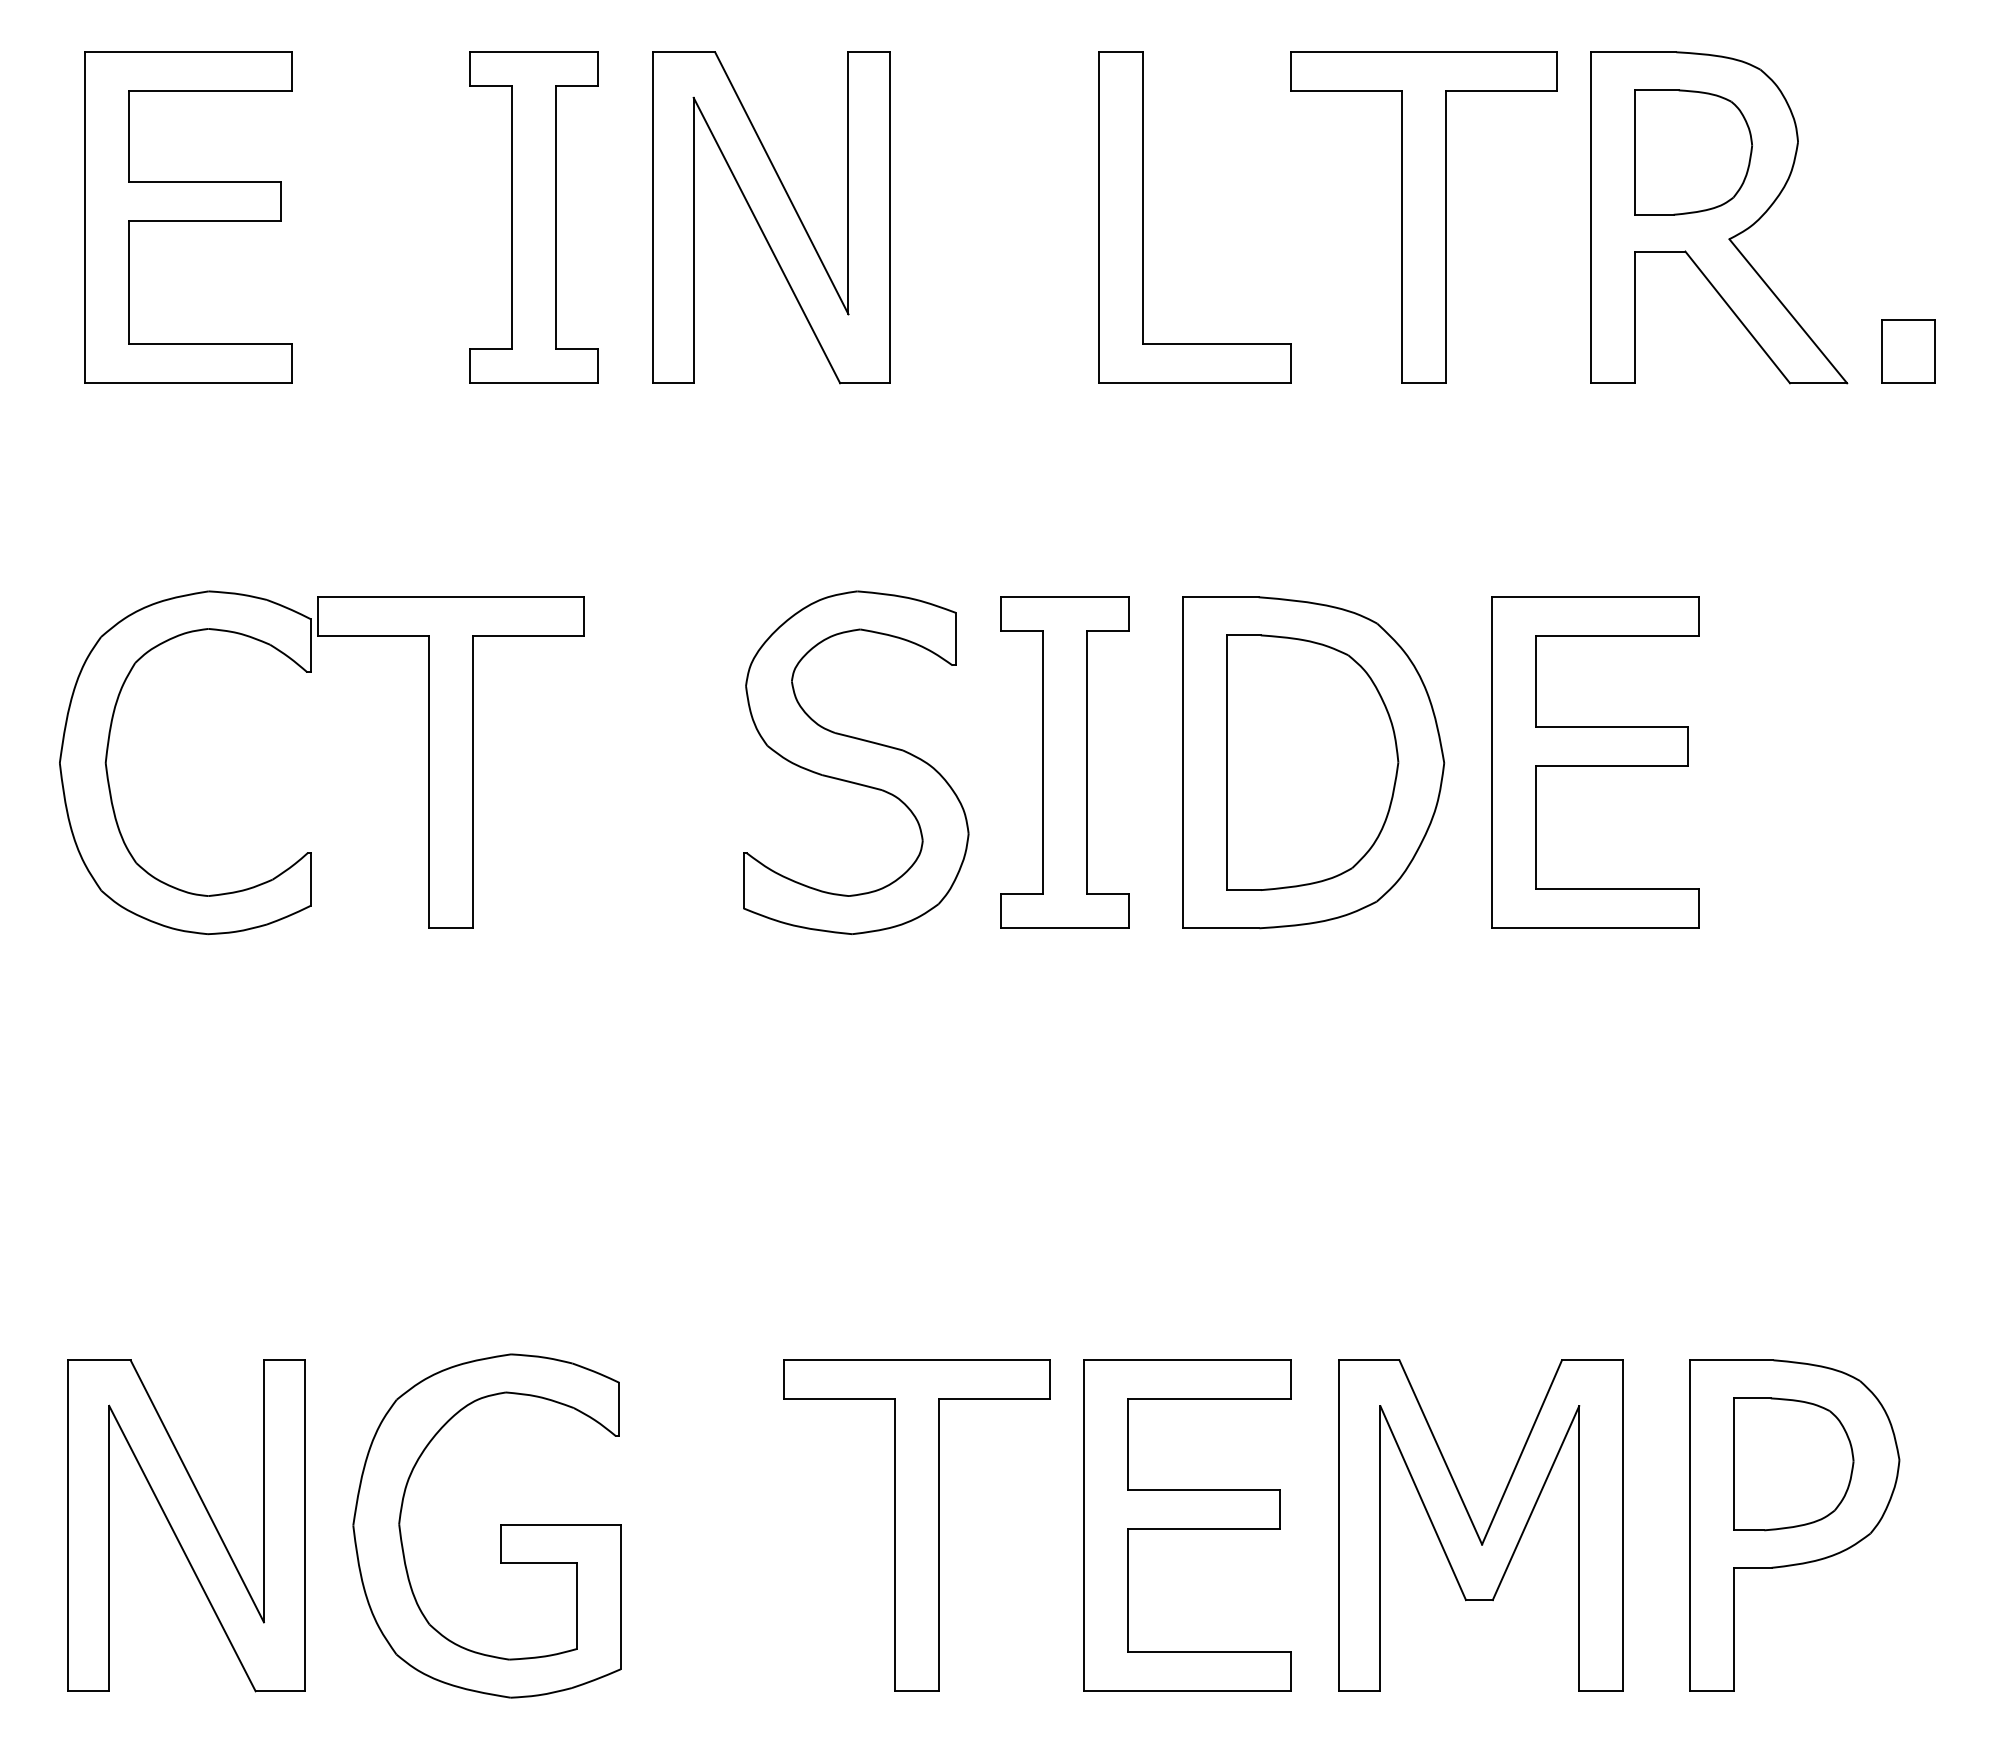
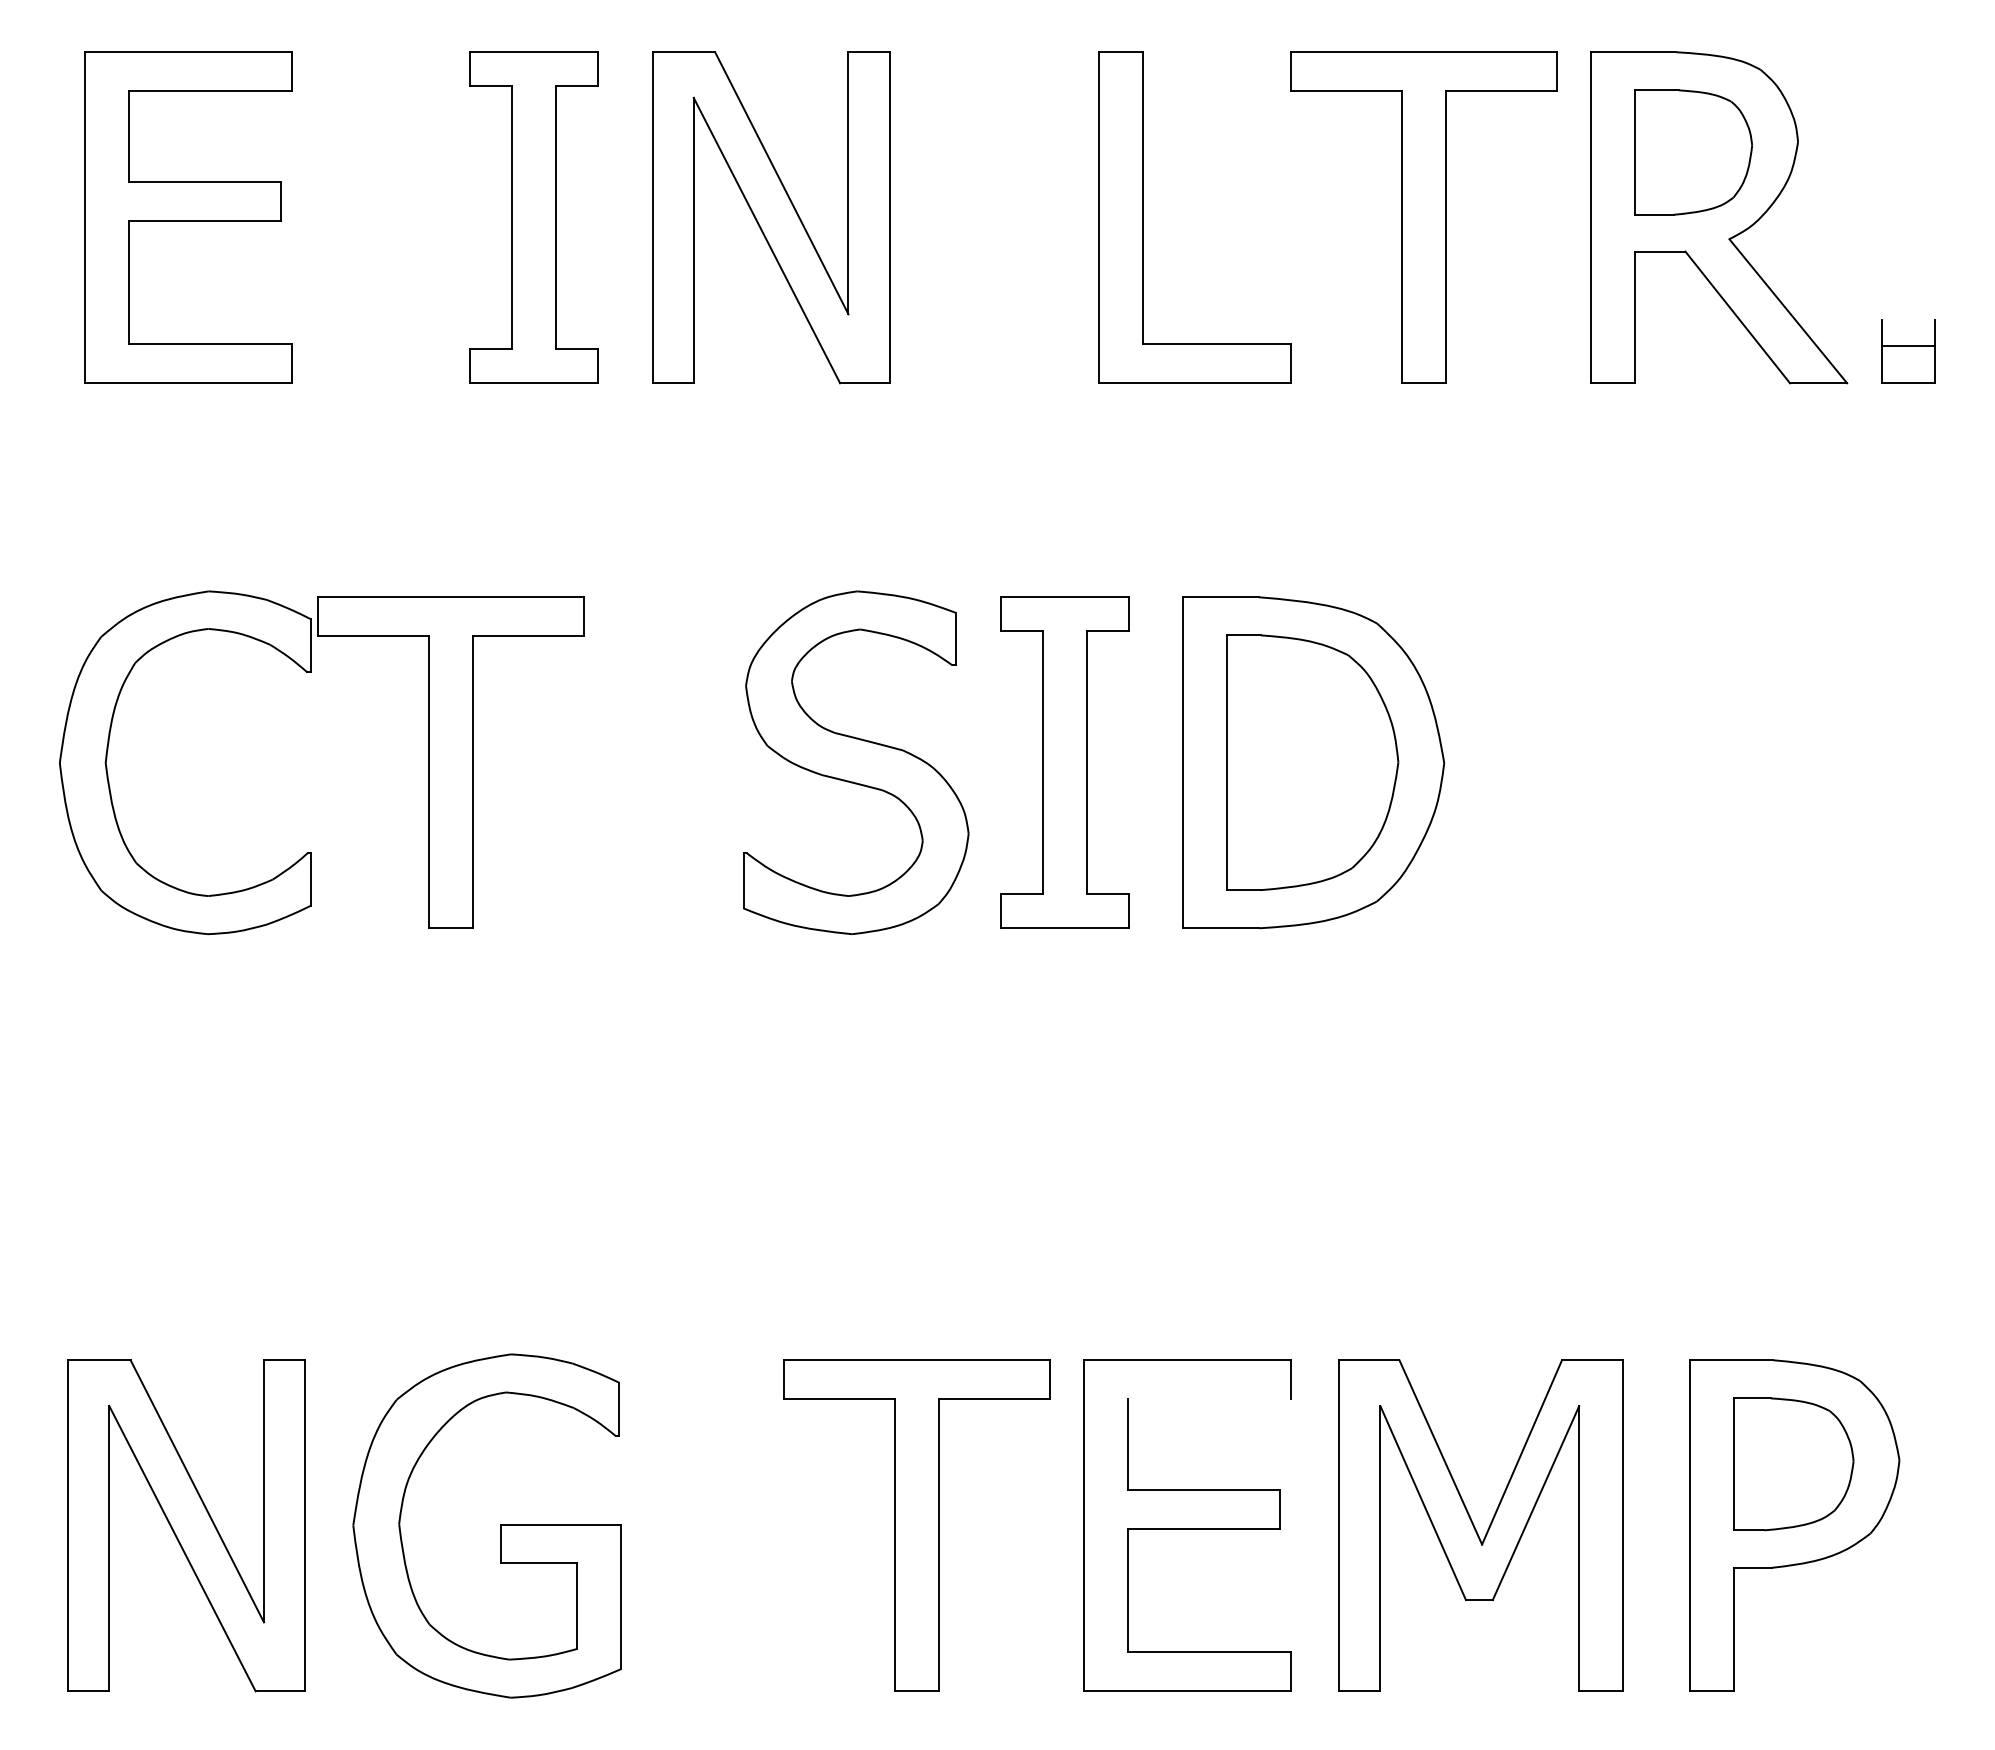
line position: (1908, 319) -> (1908, 345) (1908, 345)
part: present -> none (1595, 762)
line: present -> none (1209, 1399)
